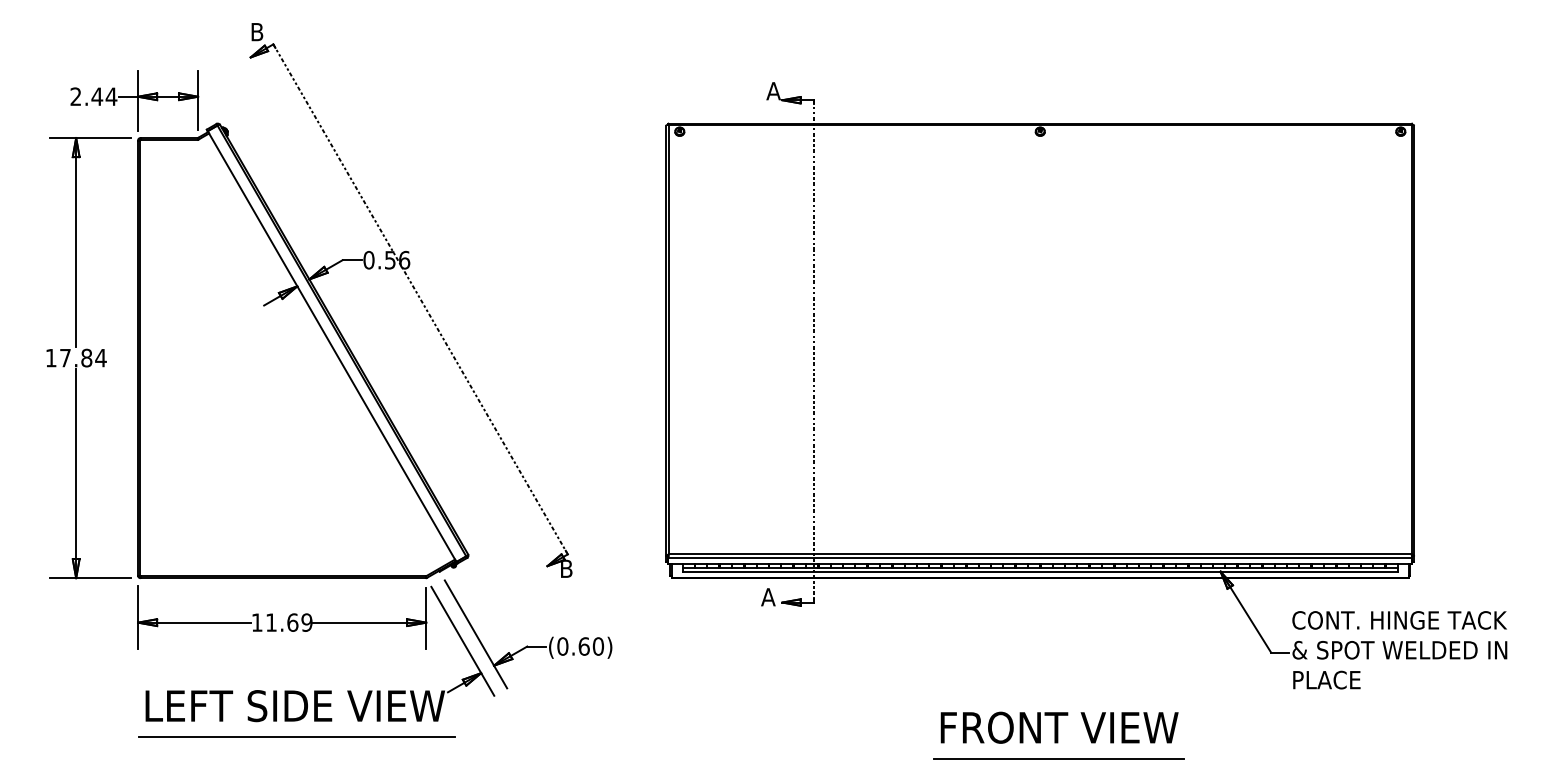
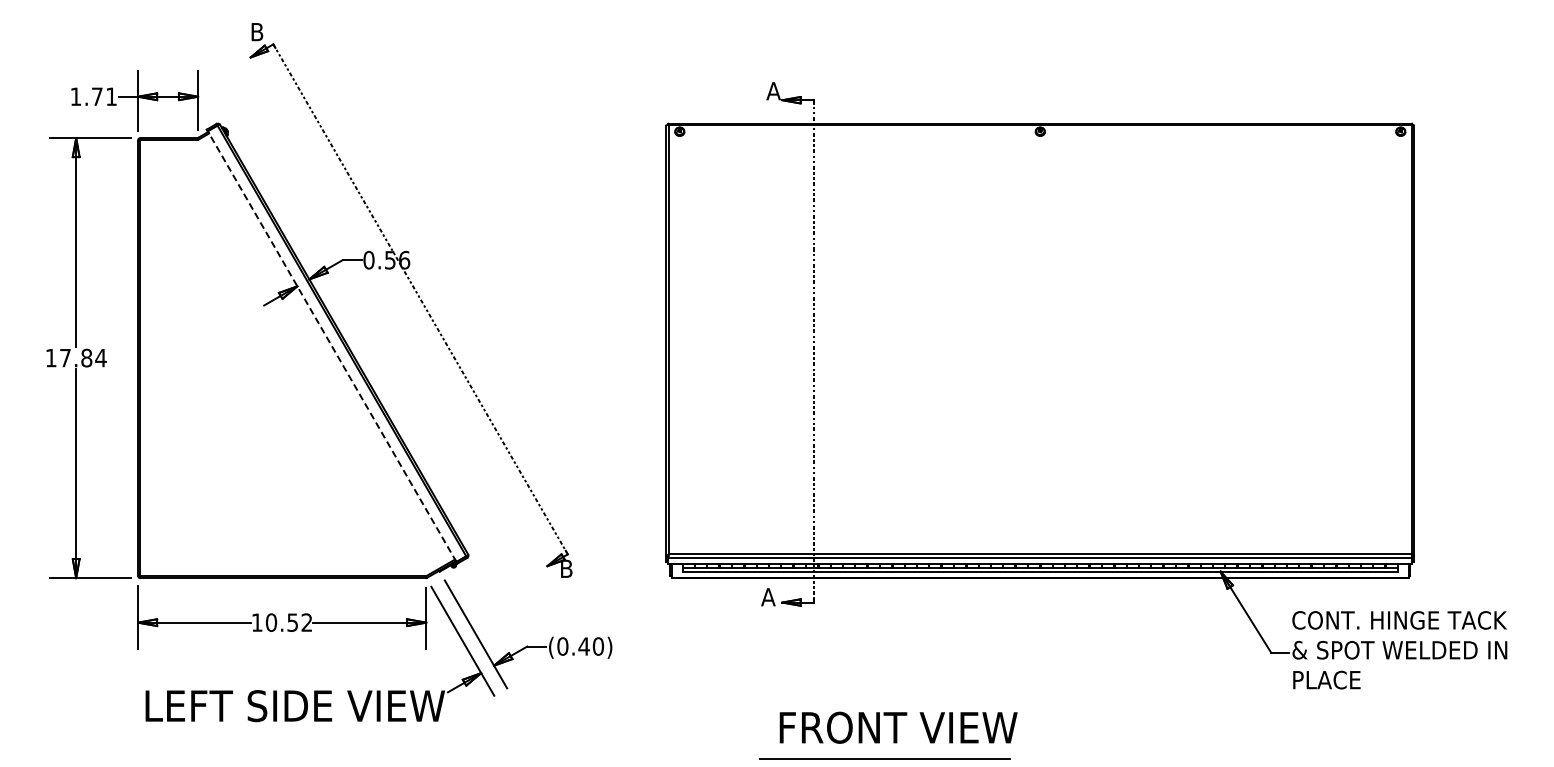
text: 2.44 -> 1.71 (93, 96)
line: solid -> dashed (332, 346)
text: 11.69 -> 10.52 (288, 622)
text: (0.60) -> (0.40) (584, 646)
text position: (1059, 727) -> (898, 727) (898, 727)
line: present -> none (296, 736)
line position: (1058, 758) -> (884, 758) (884, 758)
